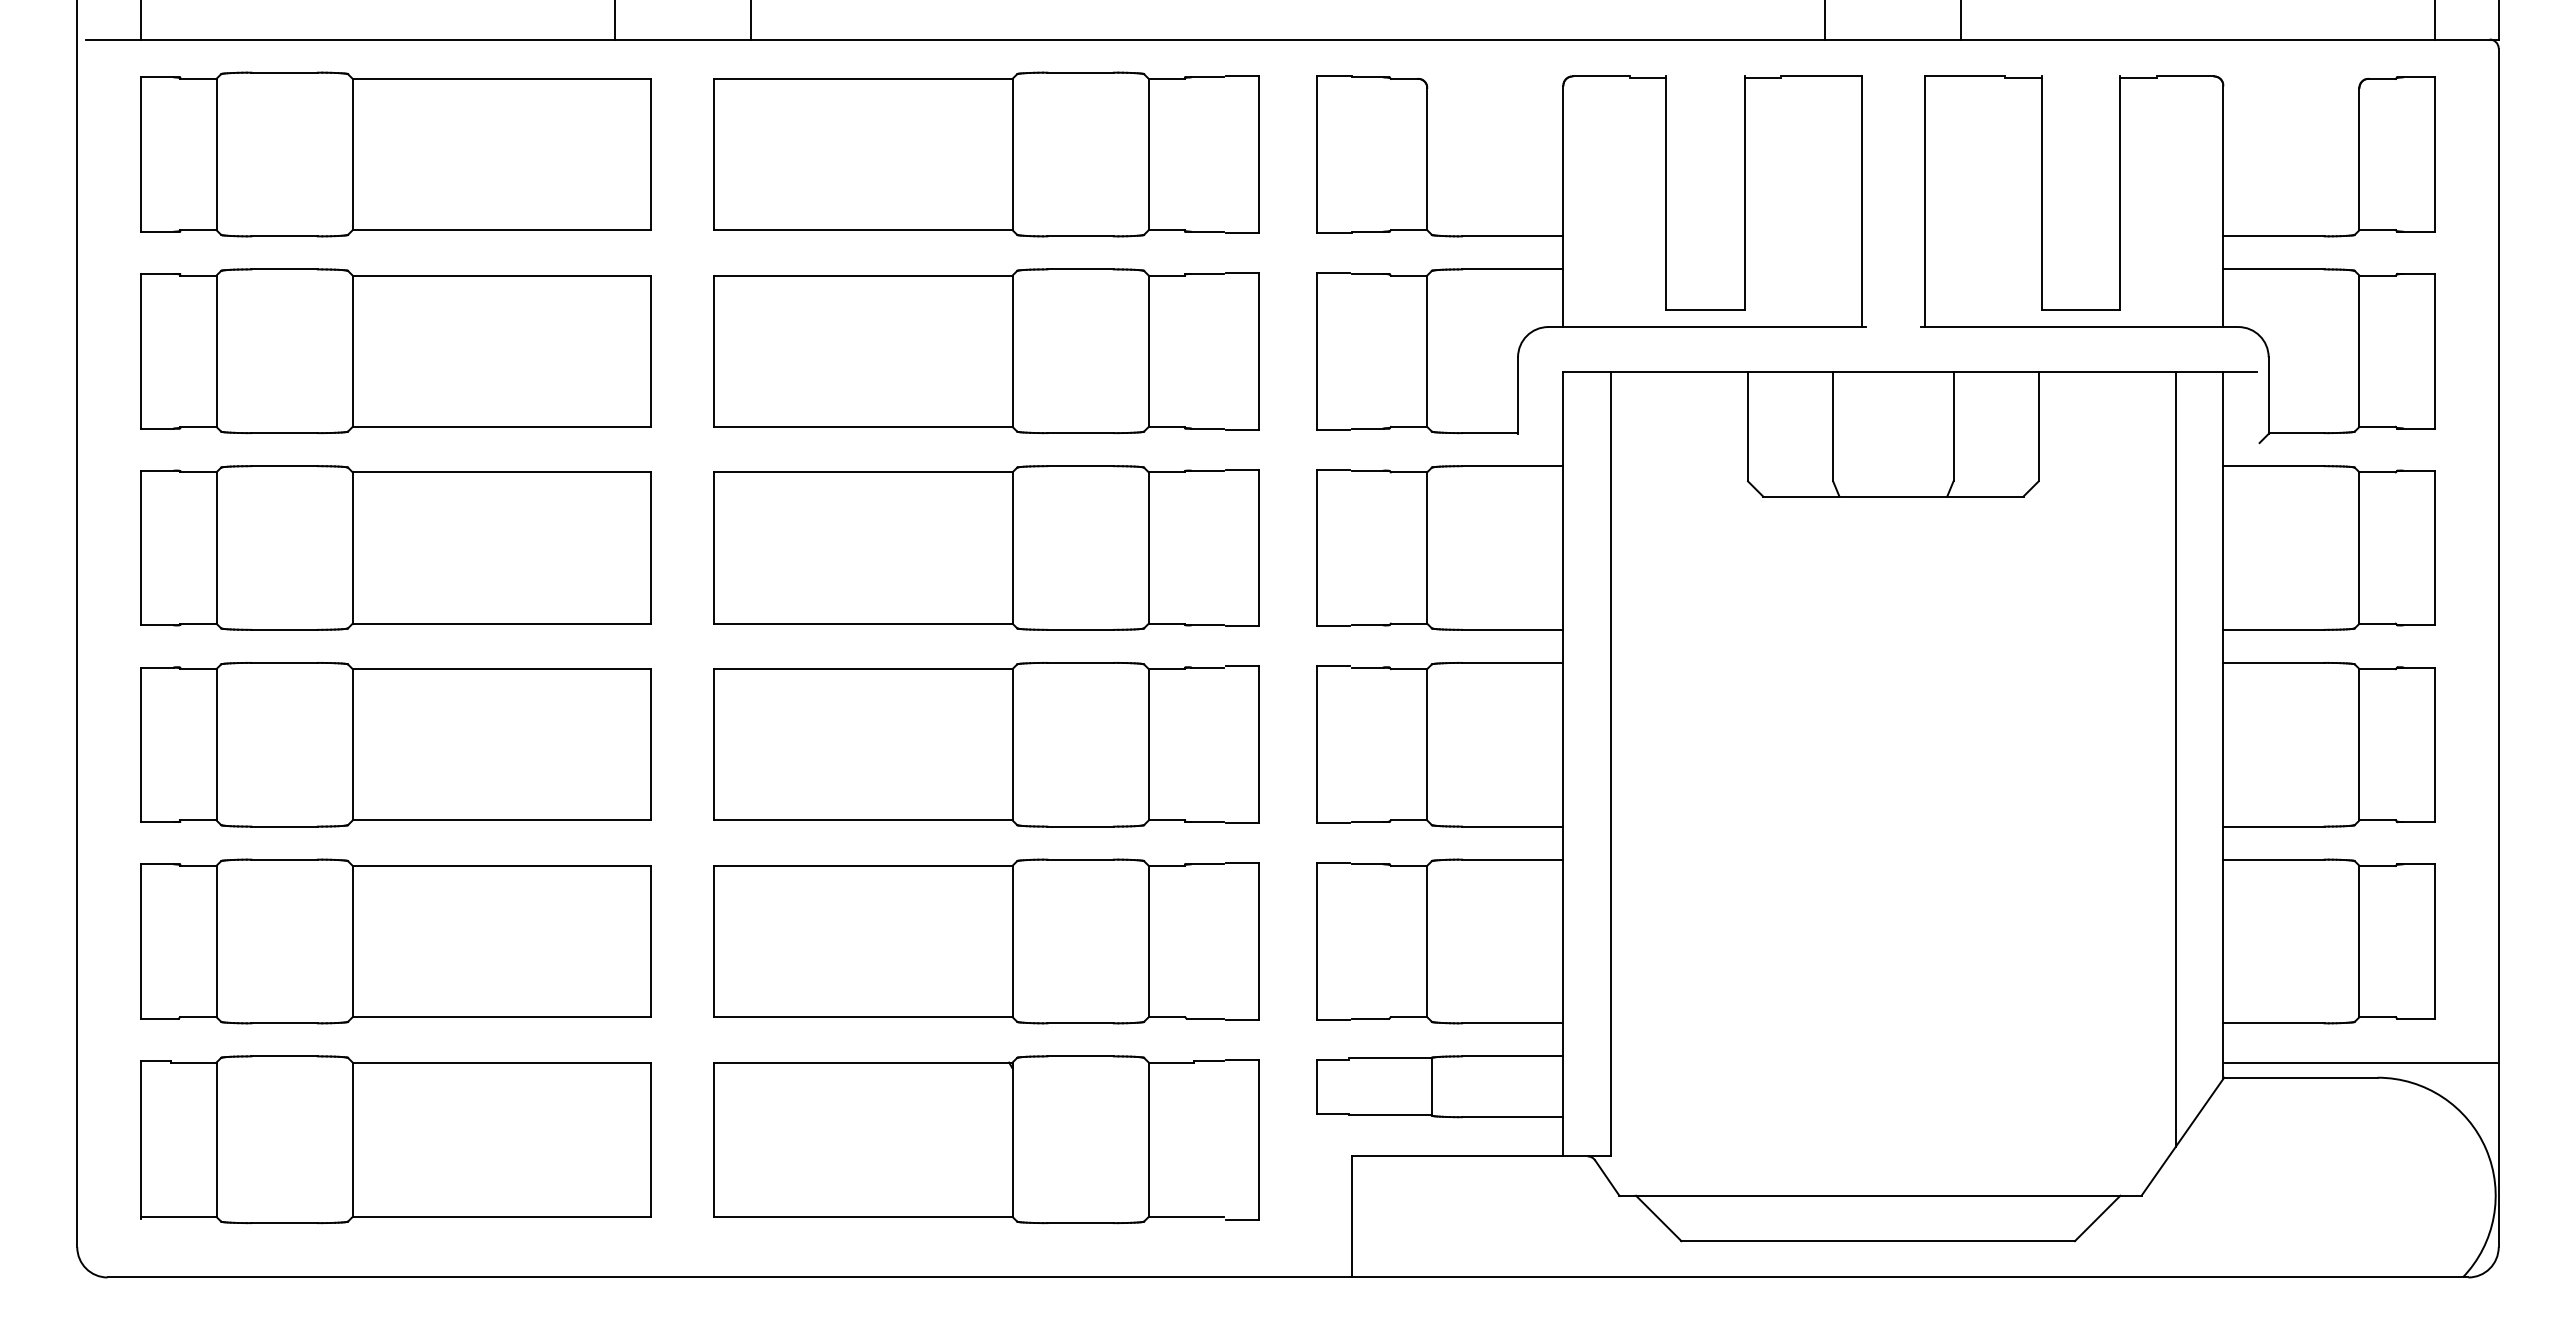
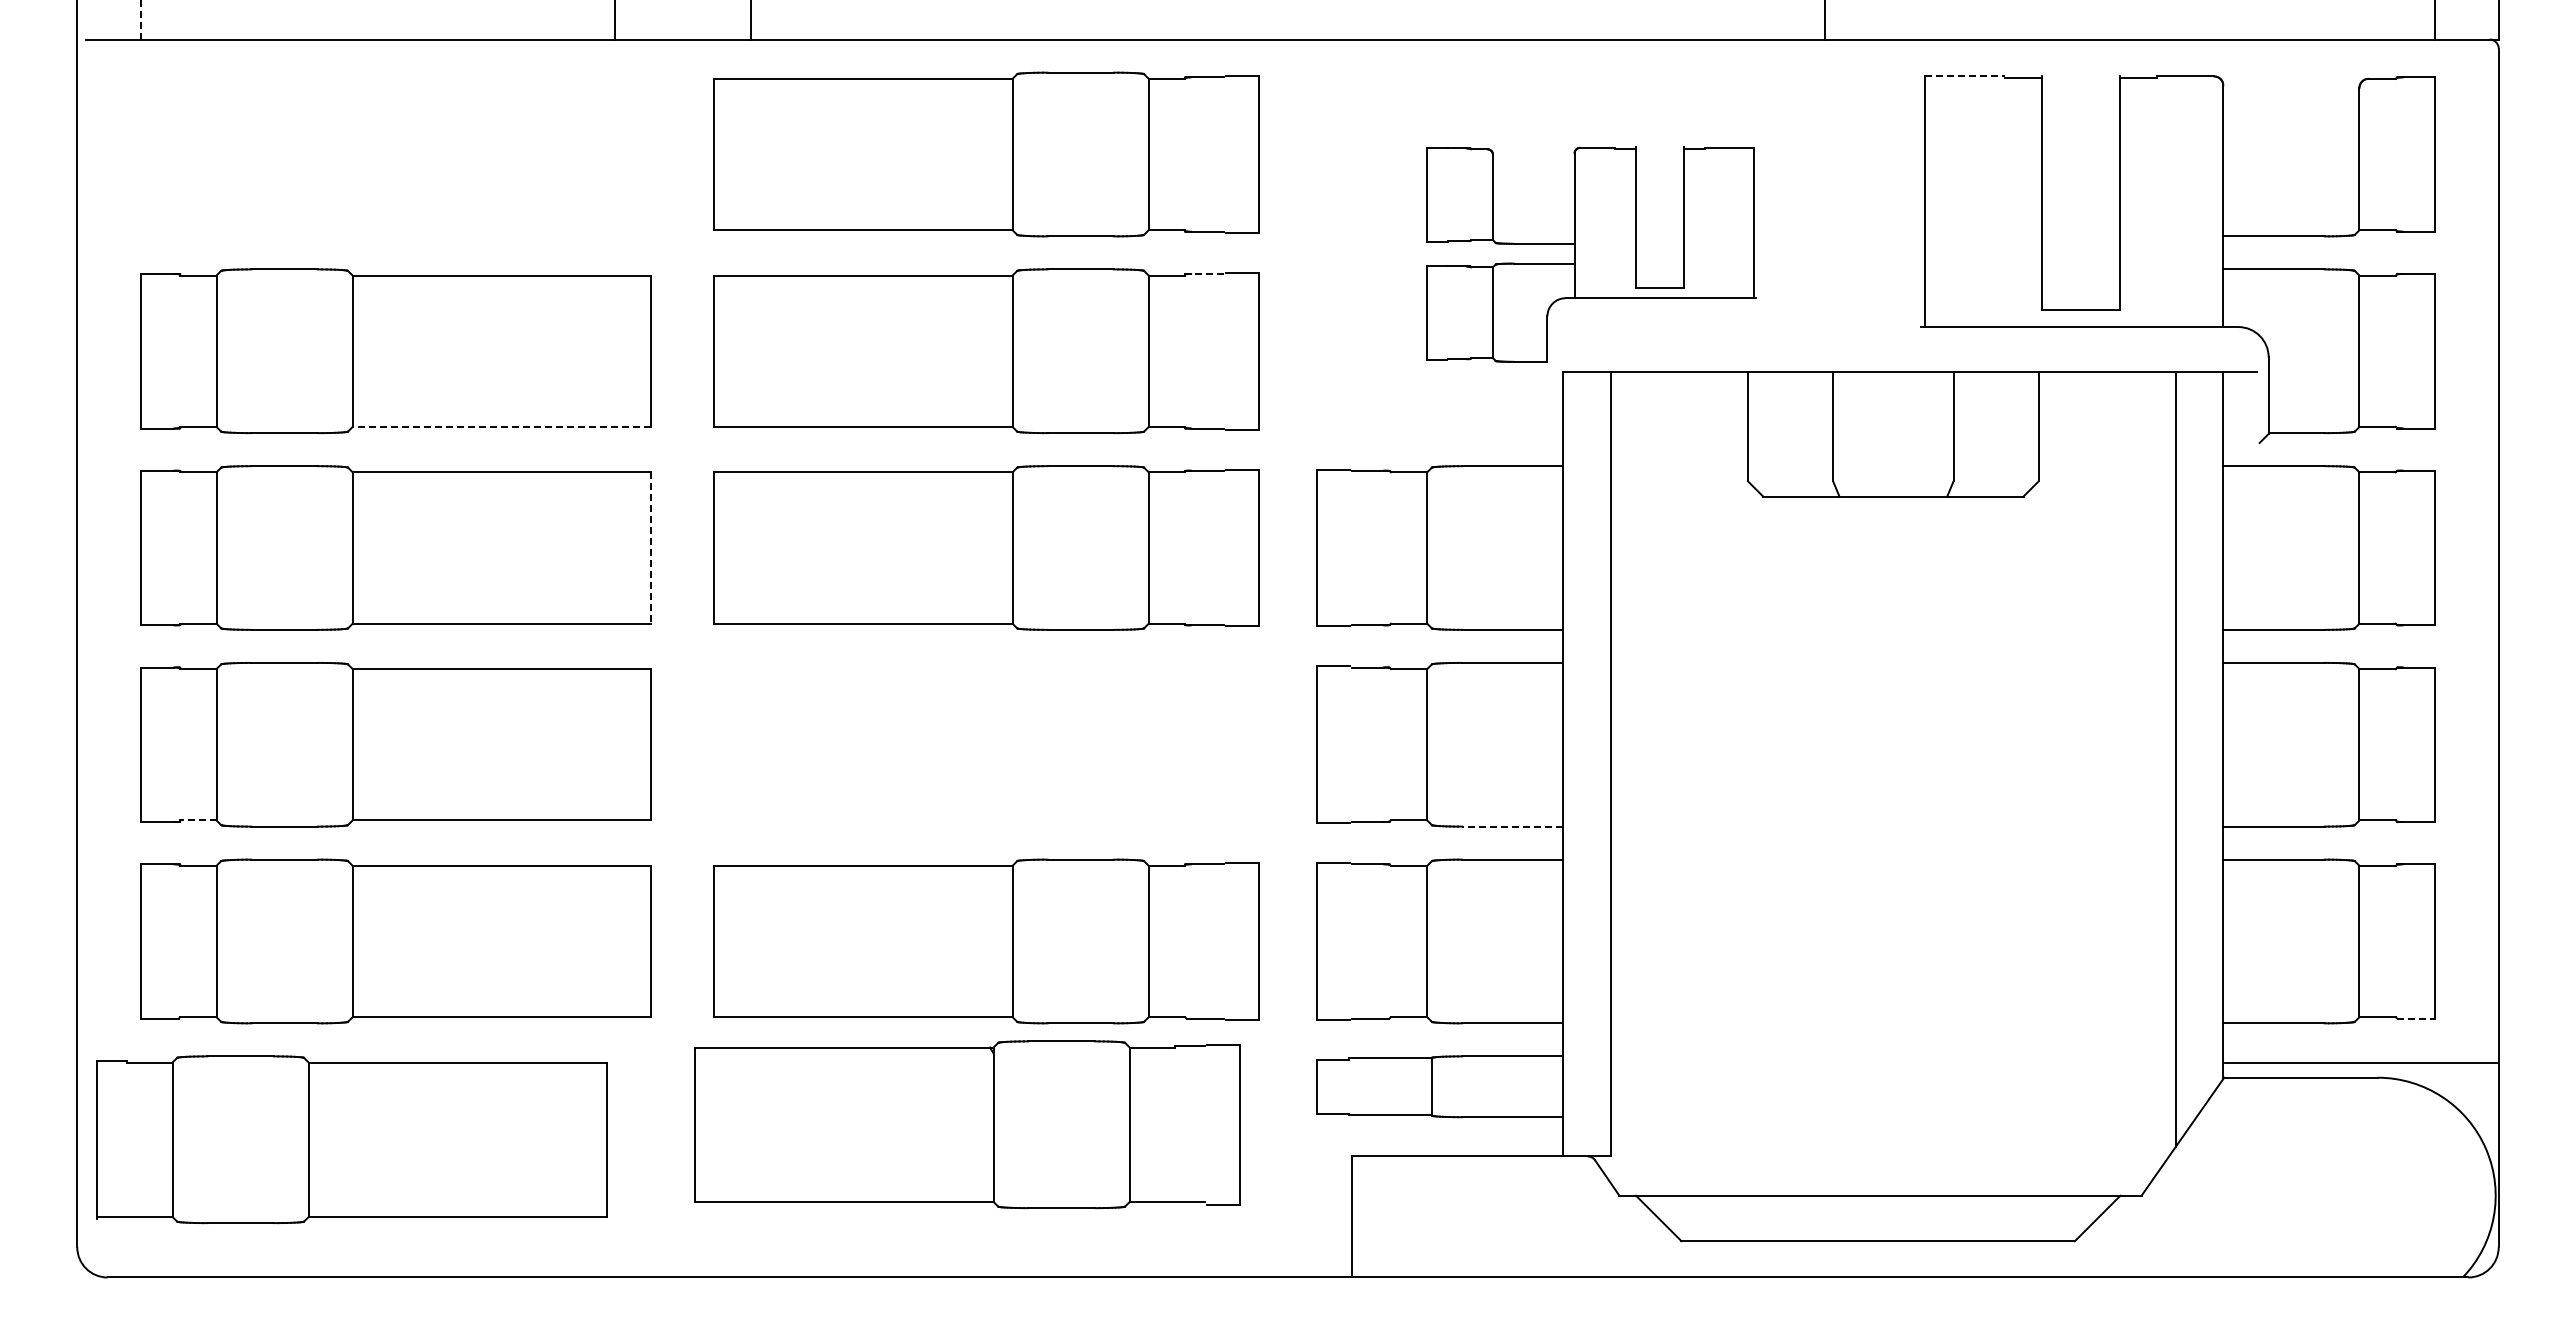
line: solid -> dashed (140, 19)
line: present -> none (1961, 20)
line: solid -> dashed (1965, 76)
part: present -> none (395, 154)
part size: 551x360 px -> 331x217 px (1591, 254)
line: solid -> dashed (1207, 274)
line: solid -> dashed (501, 426)
line: solid -> dashed (650, 548)
part: present -> none (986, 744)
line: solid -> dashed (197, 820)
line: solid -> dashed (1512, 826)
line: solid -> dashed (2416, 1018)
part position: (395, 1139) -> (351, 1139) (351, 1139)
part position: (986, 1139) -> (967, 1124) (967, 1124)
